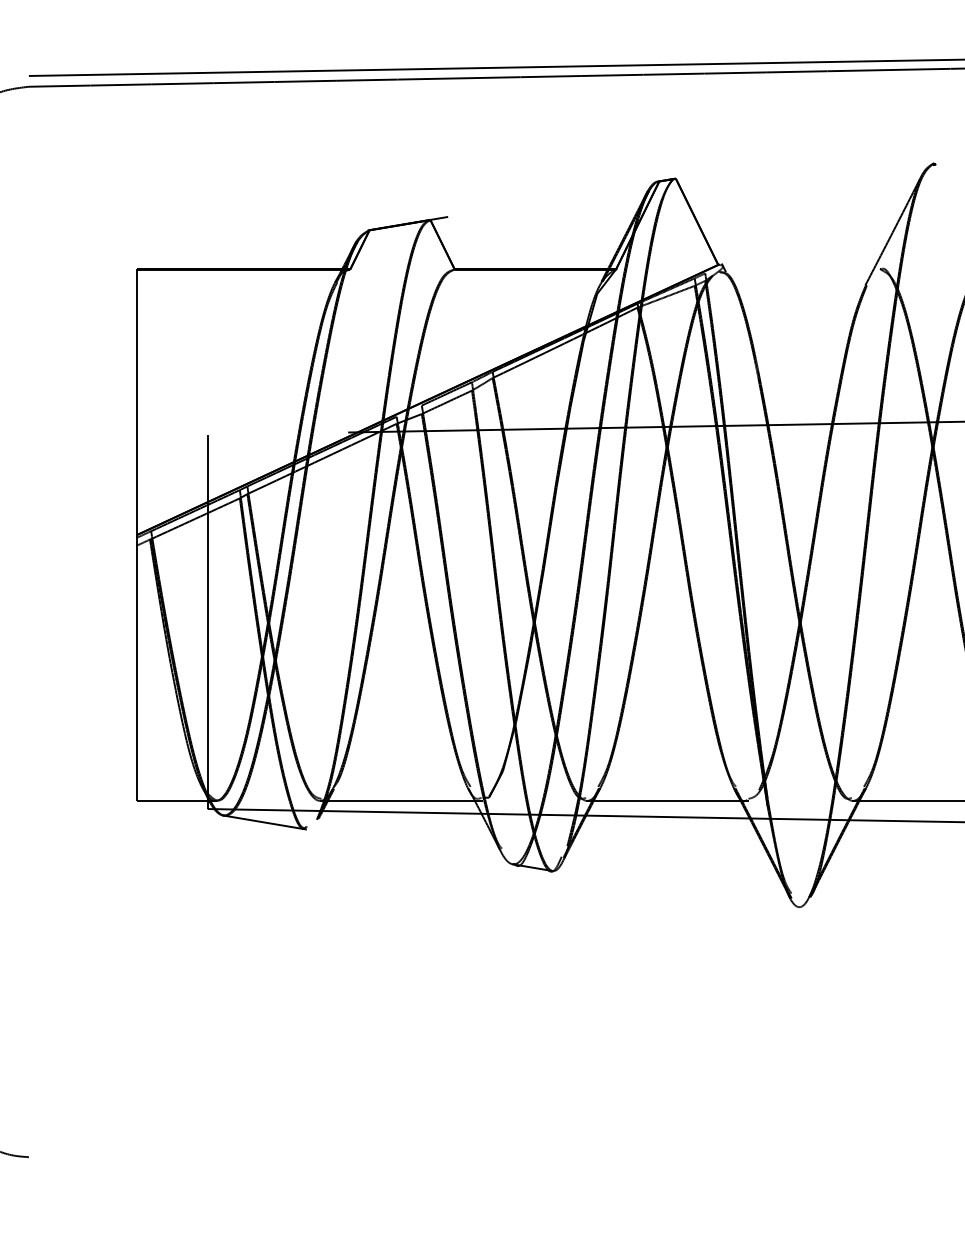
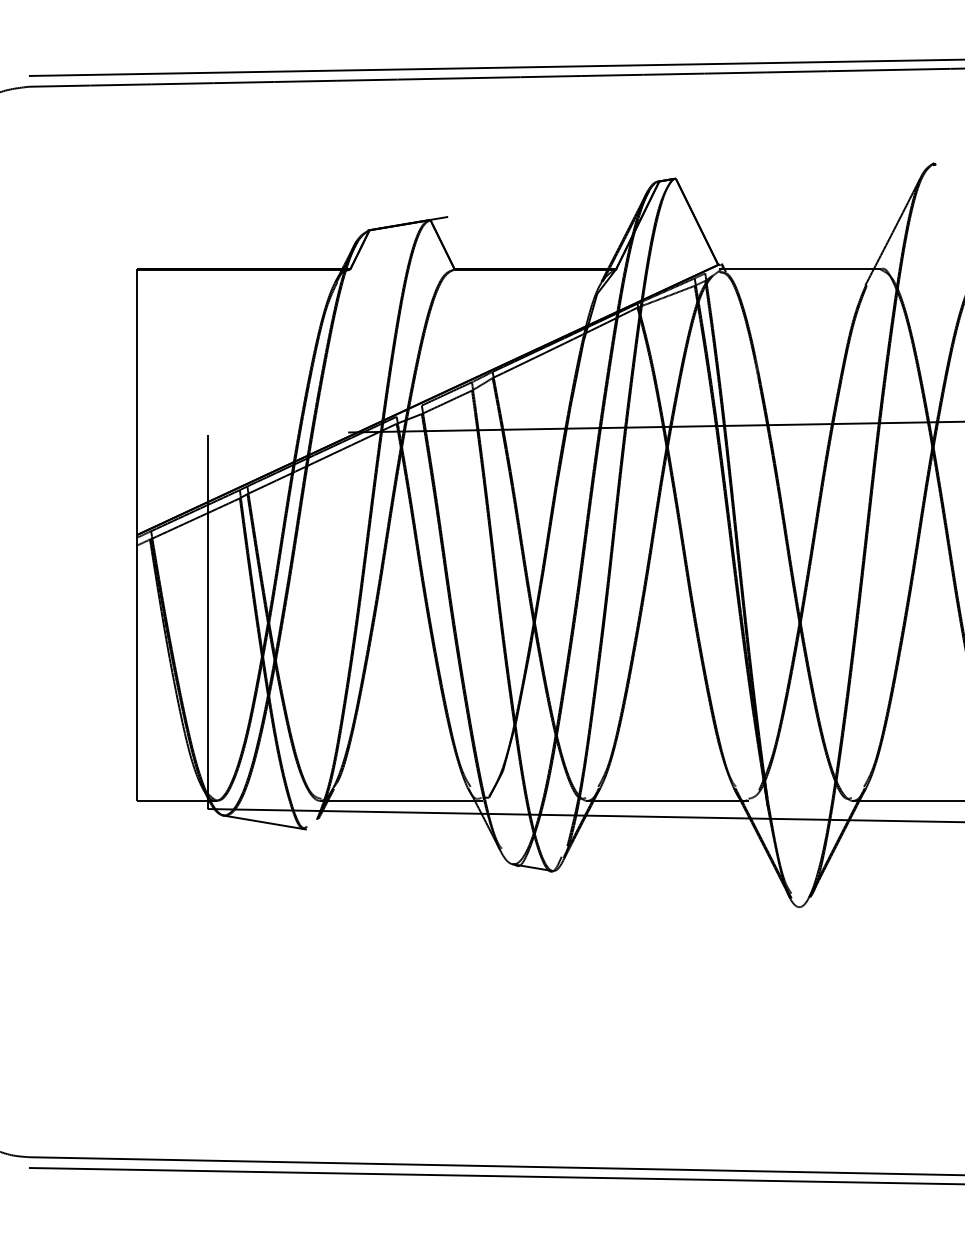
line: none -> present (799, 269)
line: none -> present (494, 1166)
line: none -> present (494, 1175)
